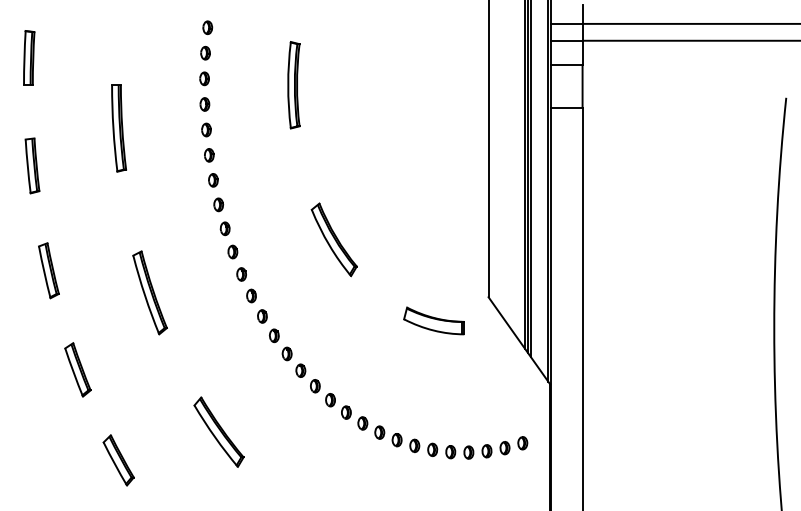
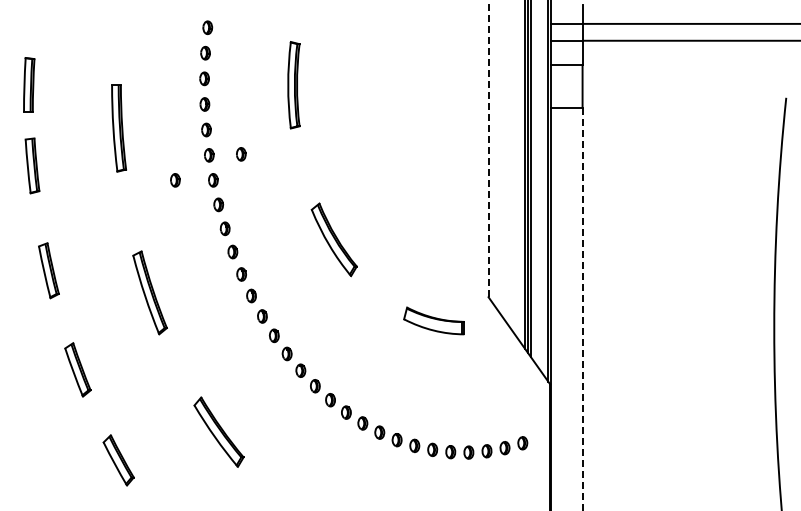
part position: (29, 57) -> (29, 84) (29, 84)
line: solid -> dashed (488, 148)
part: none -> present (241, 154)
part: none -> present (175, 180)
line: solid -> dashed (582, 309)
